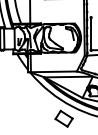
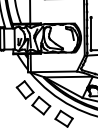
part: none -> present (33, 97)
